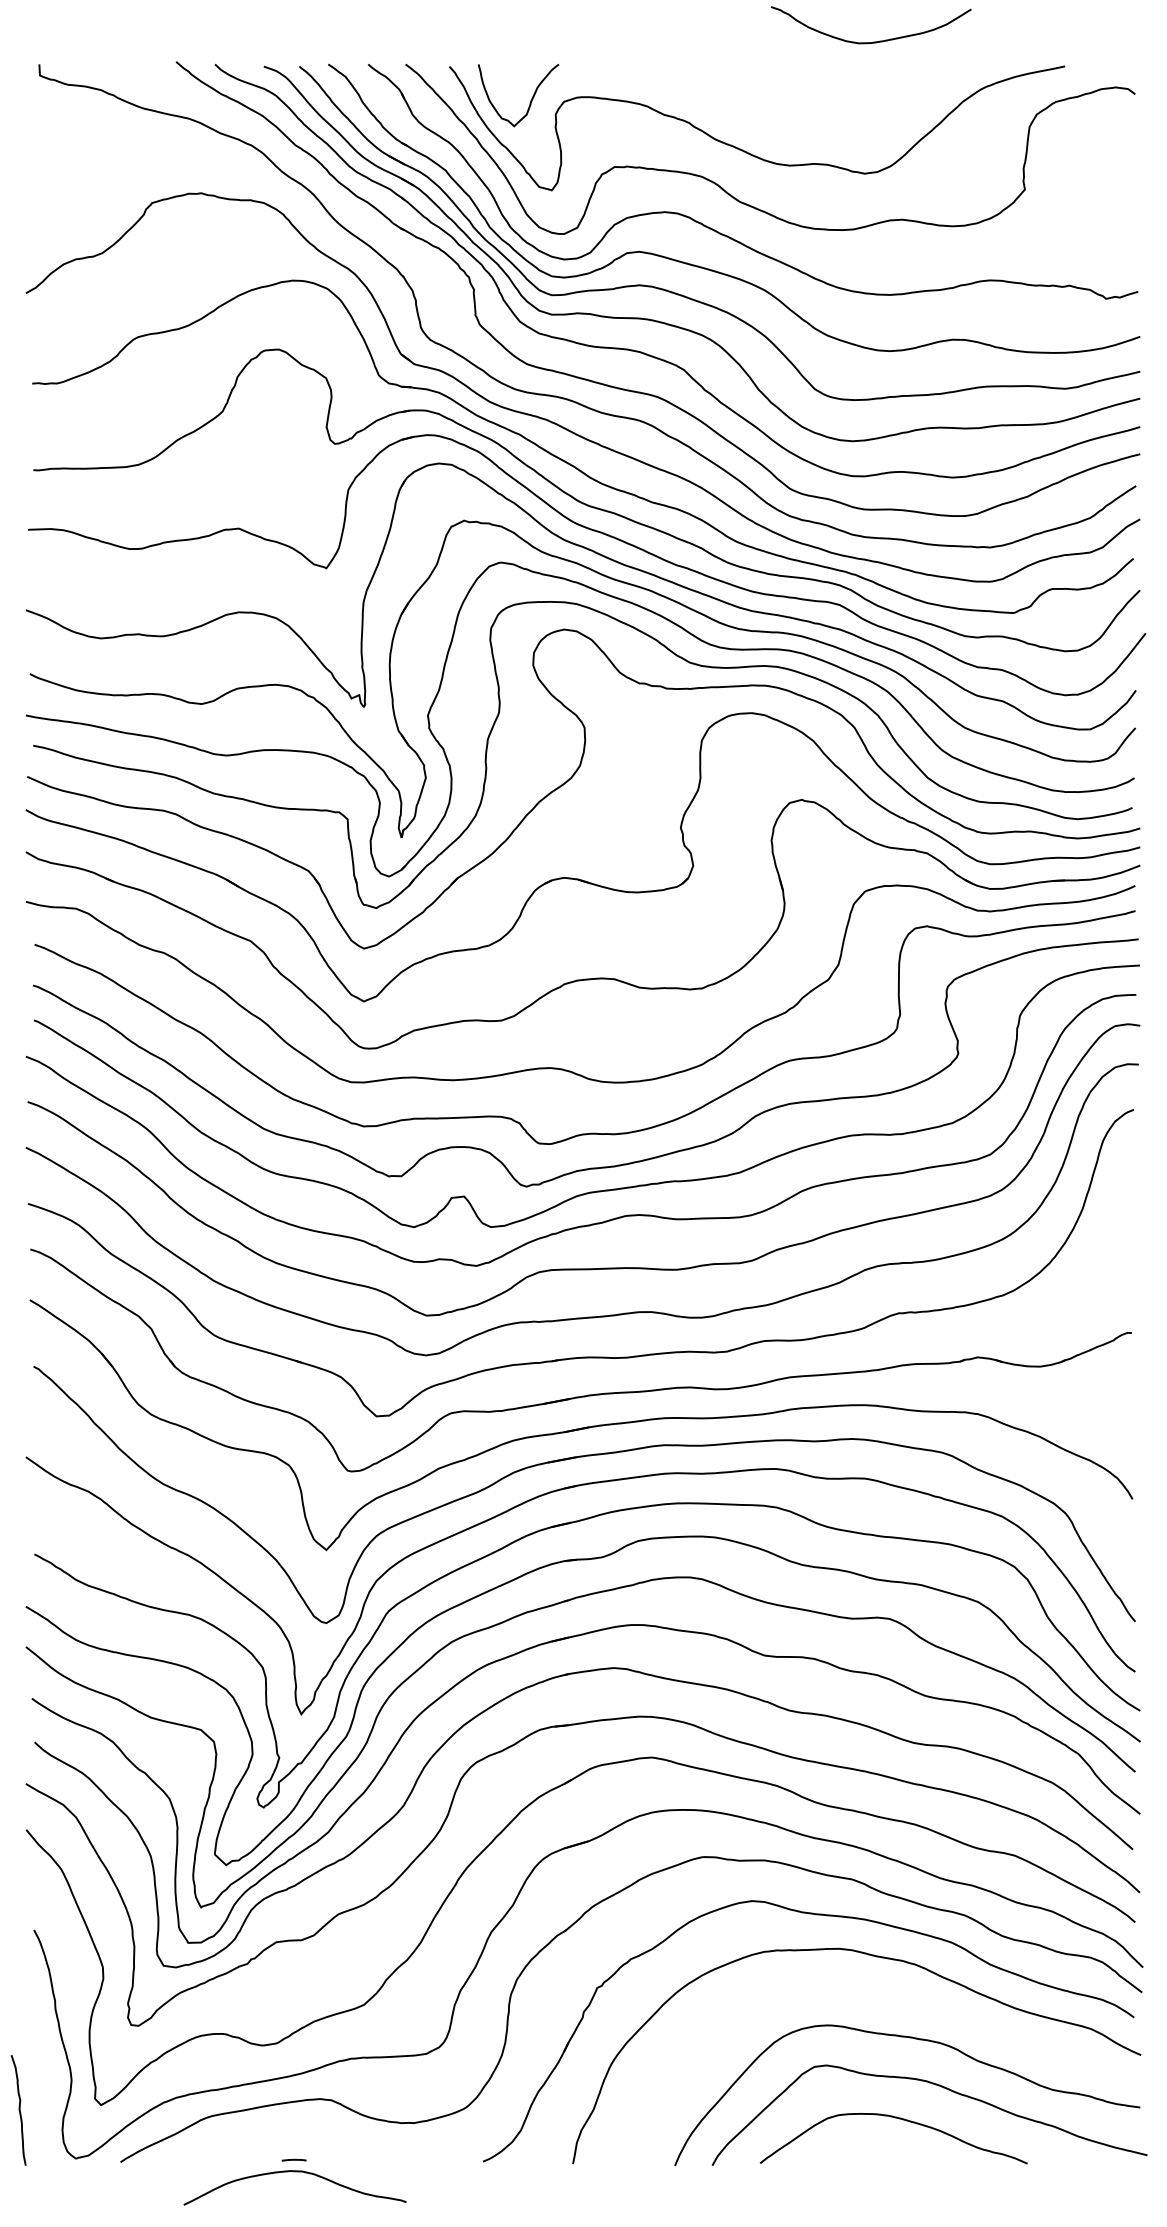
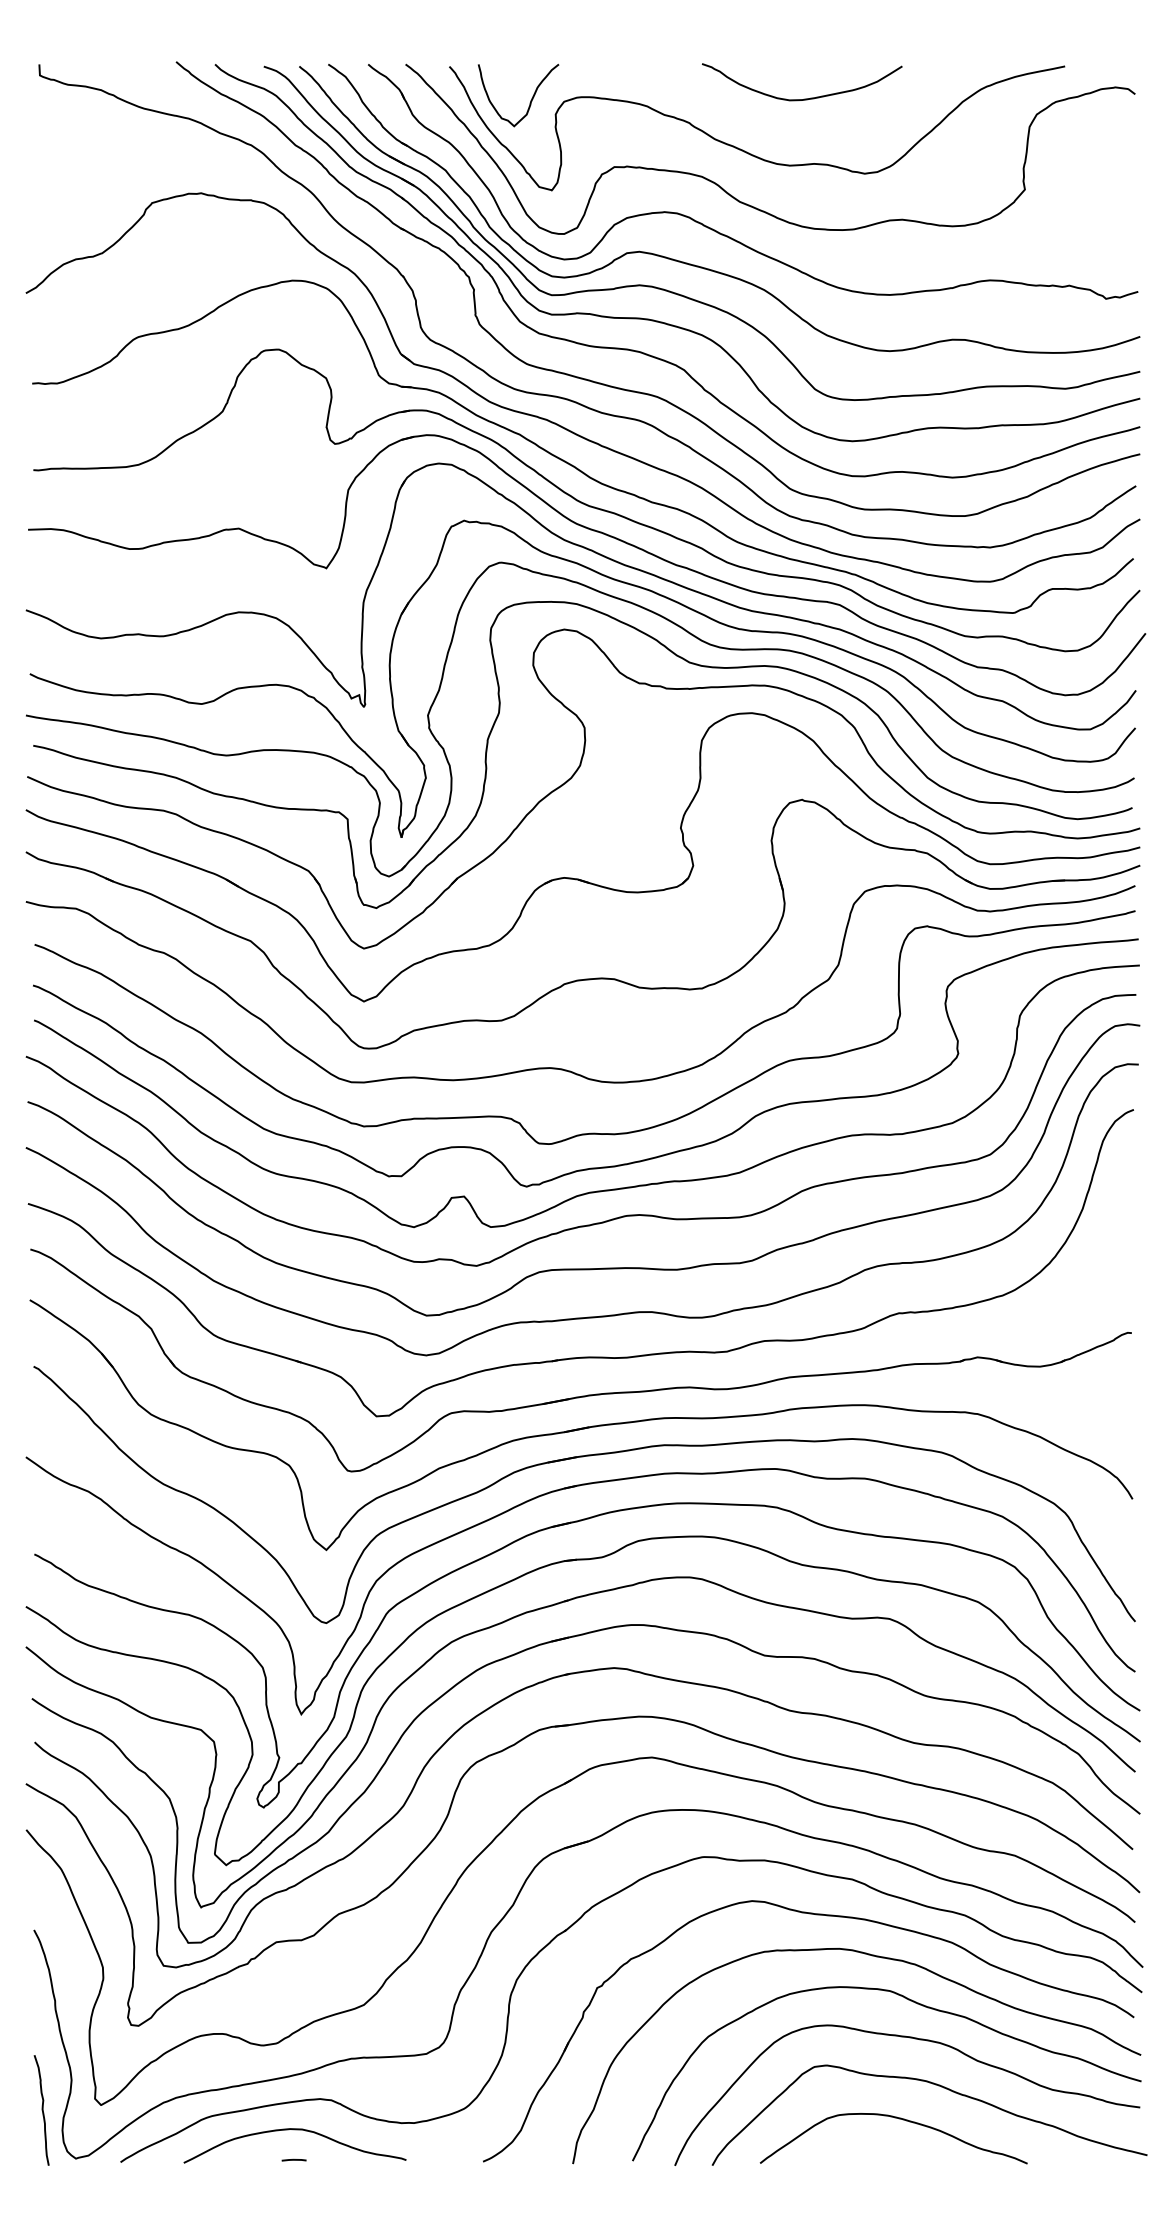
curve position: (873, 41) -> (804, 98) (804, 98)
curve: none -> present (917, 2004)
curve position: (18, 2110) -> (41, 2110) (41, 2110)
curve position: (294, 2172) -> (294, 2130) (294, 2130)
